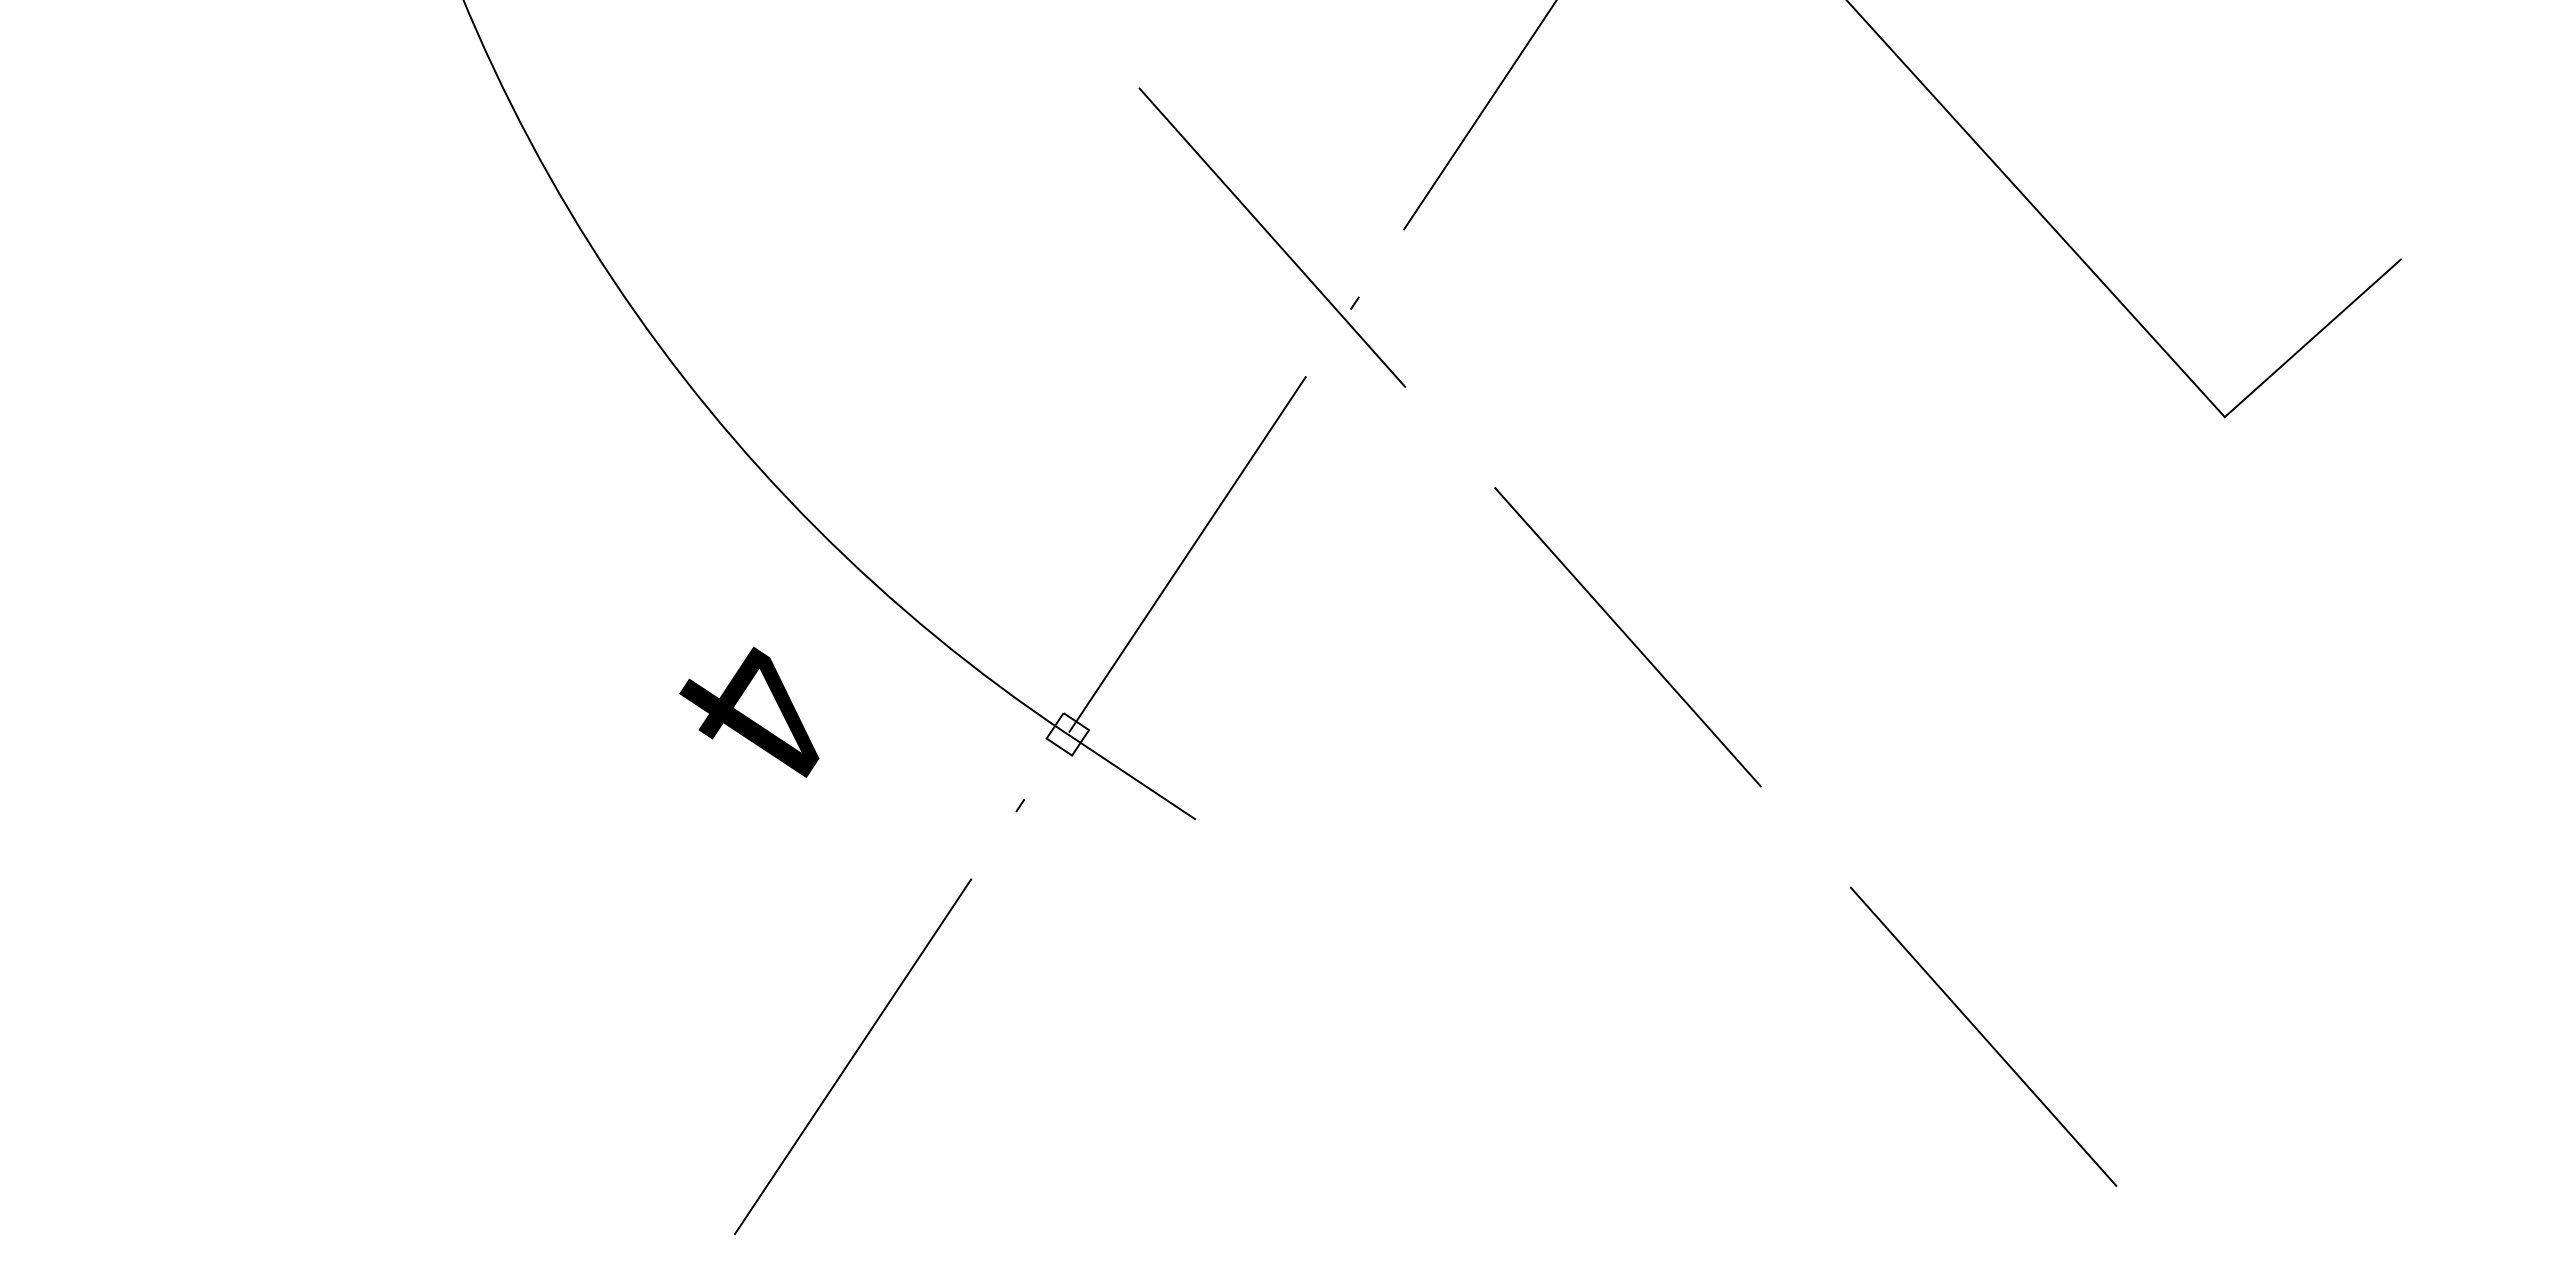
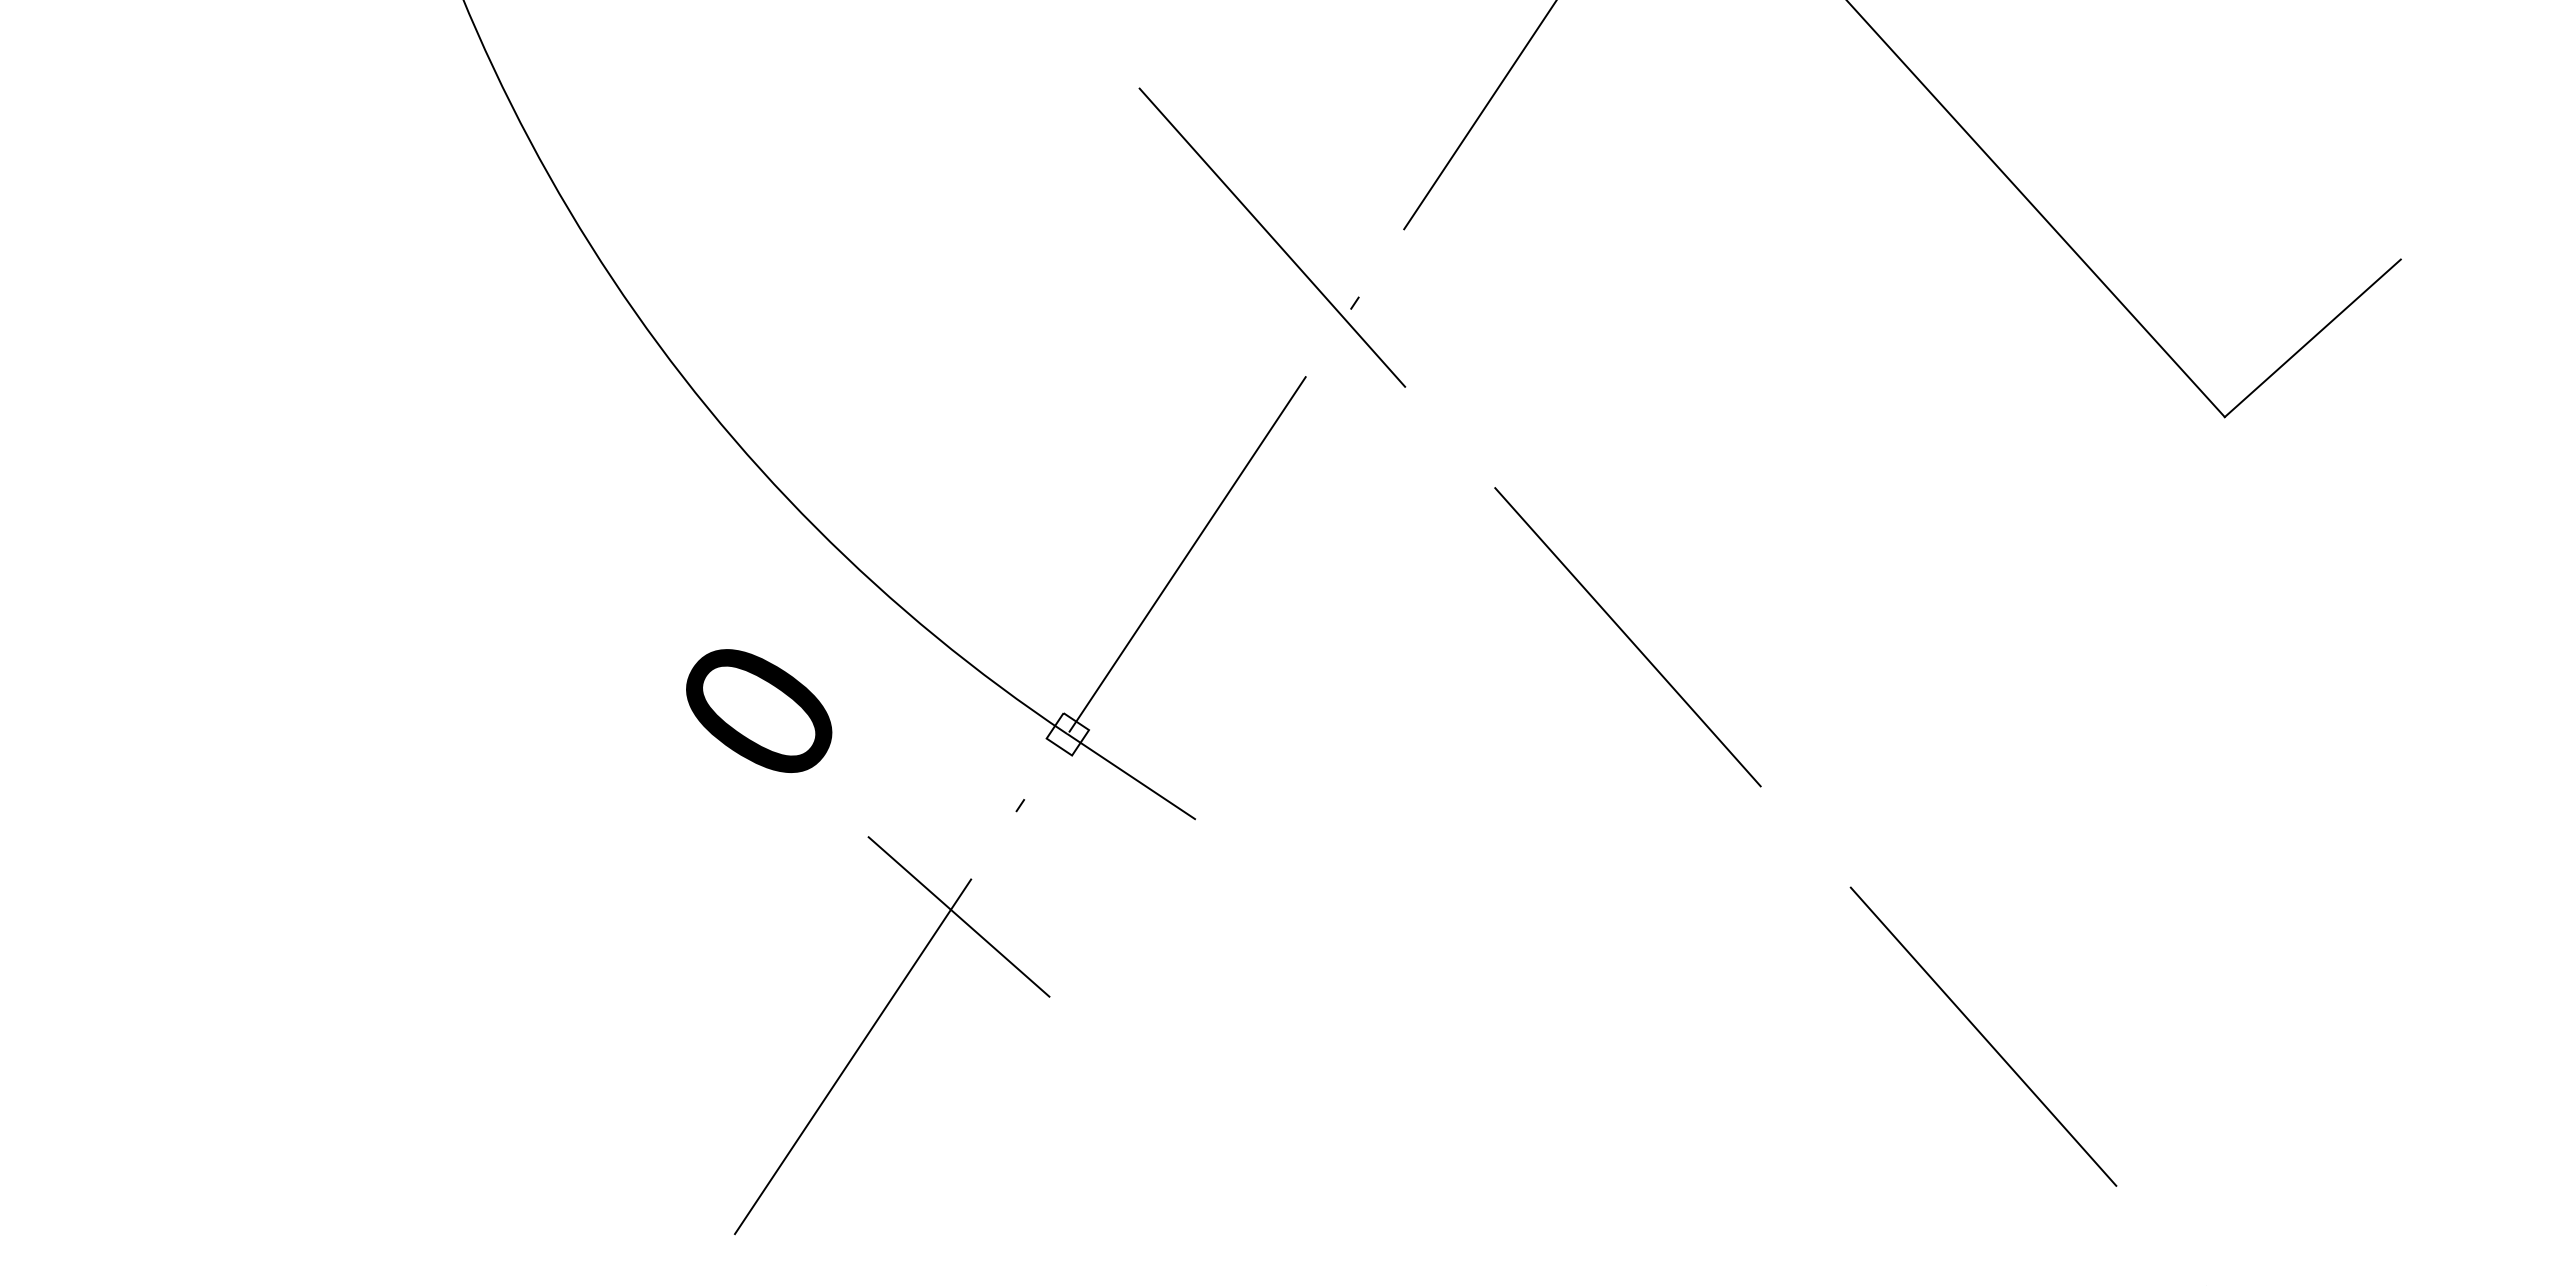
text: 4 -> 0 (755, 711)
line: none -> present (958, 916)
